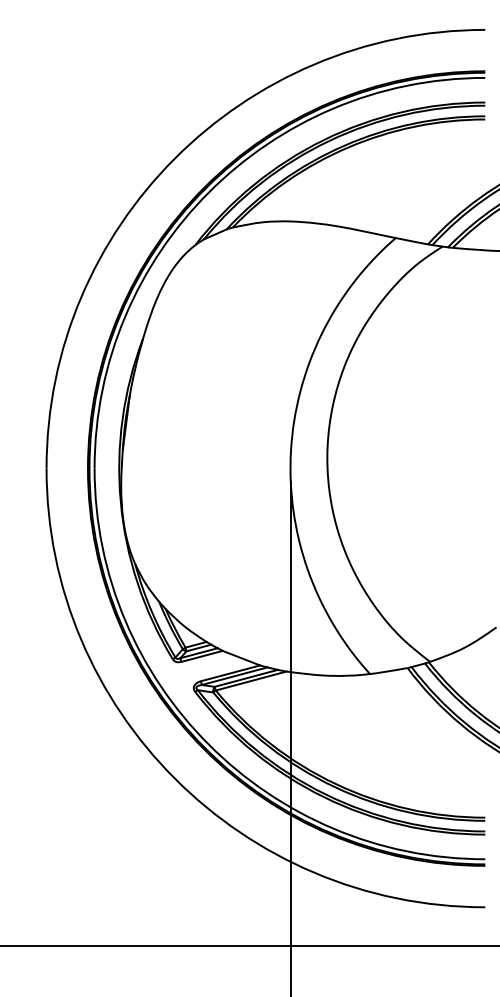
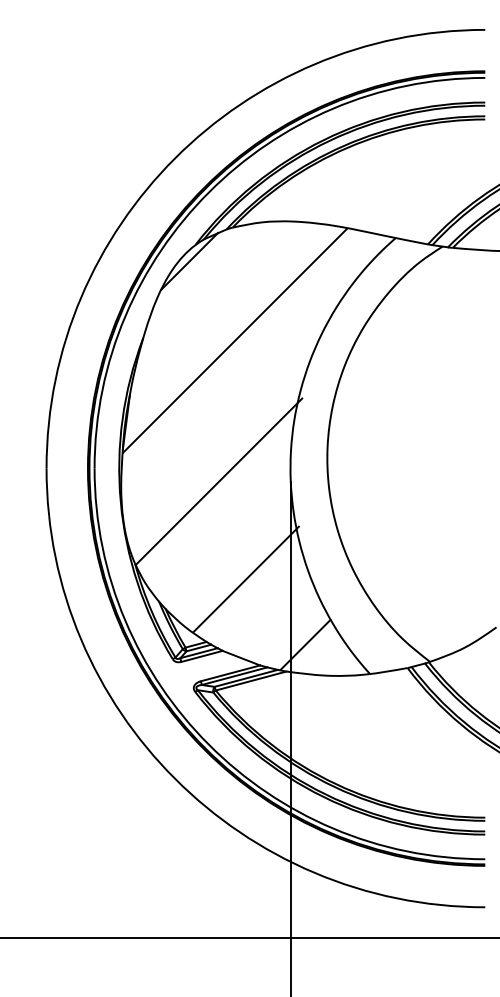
hatch: none -> present (234, 449)
line position: (249, 945) -> (249, 937) (249, 937)
